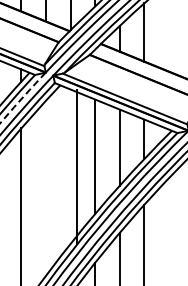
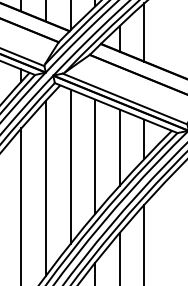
arc: dashed -> solid (22, 97)
line position: (76, 166) -> (70, 166) (70, 166)
line: none -> present (46, 187)
